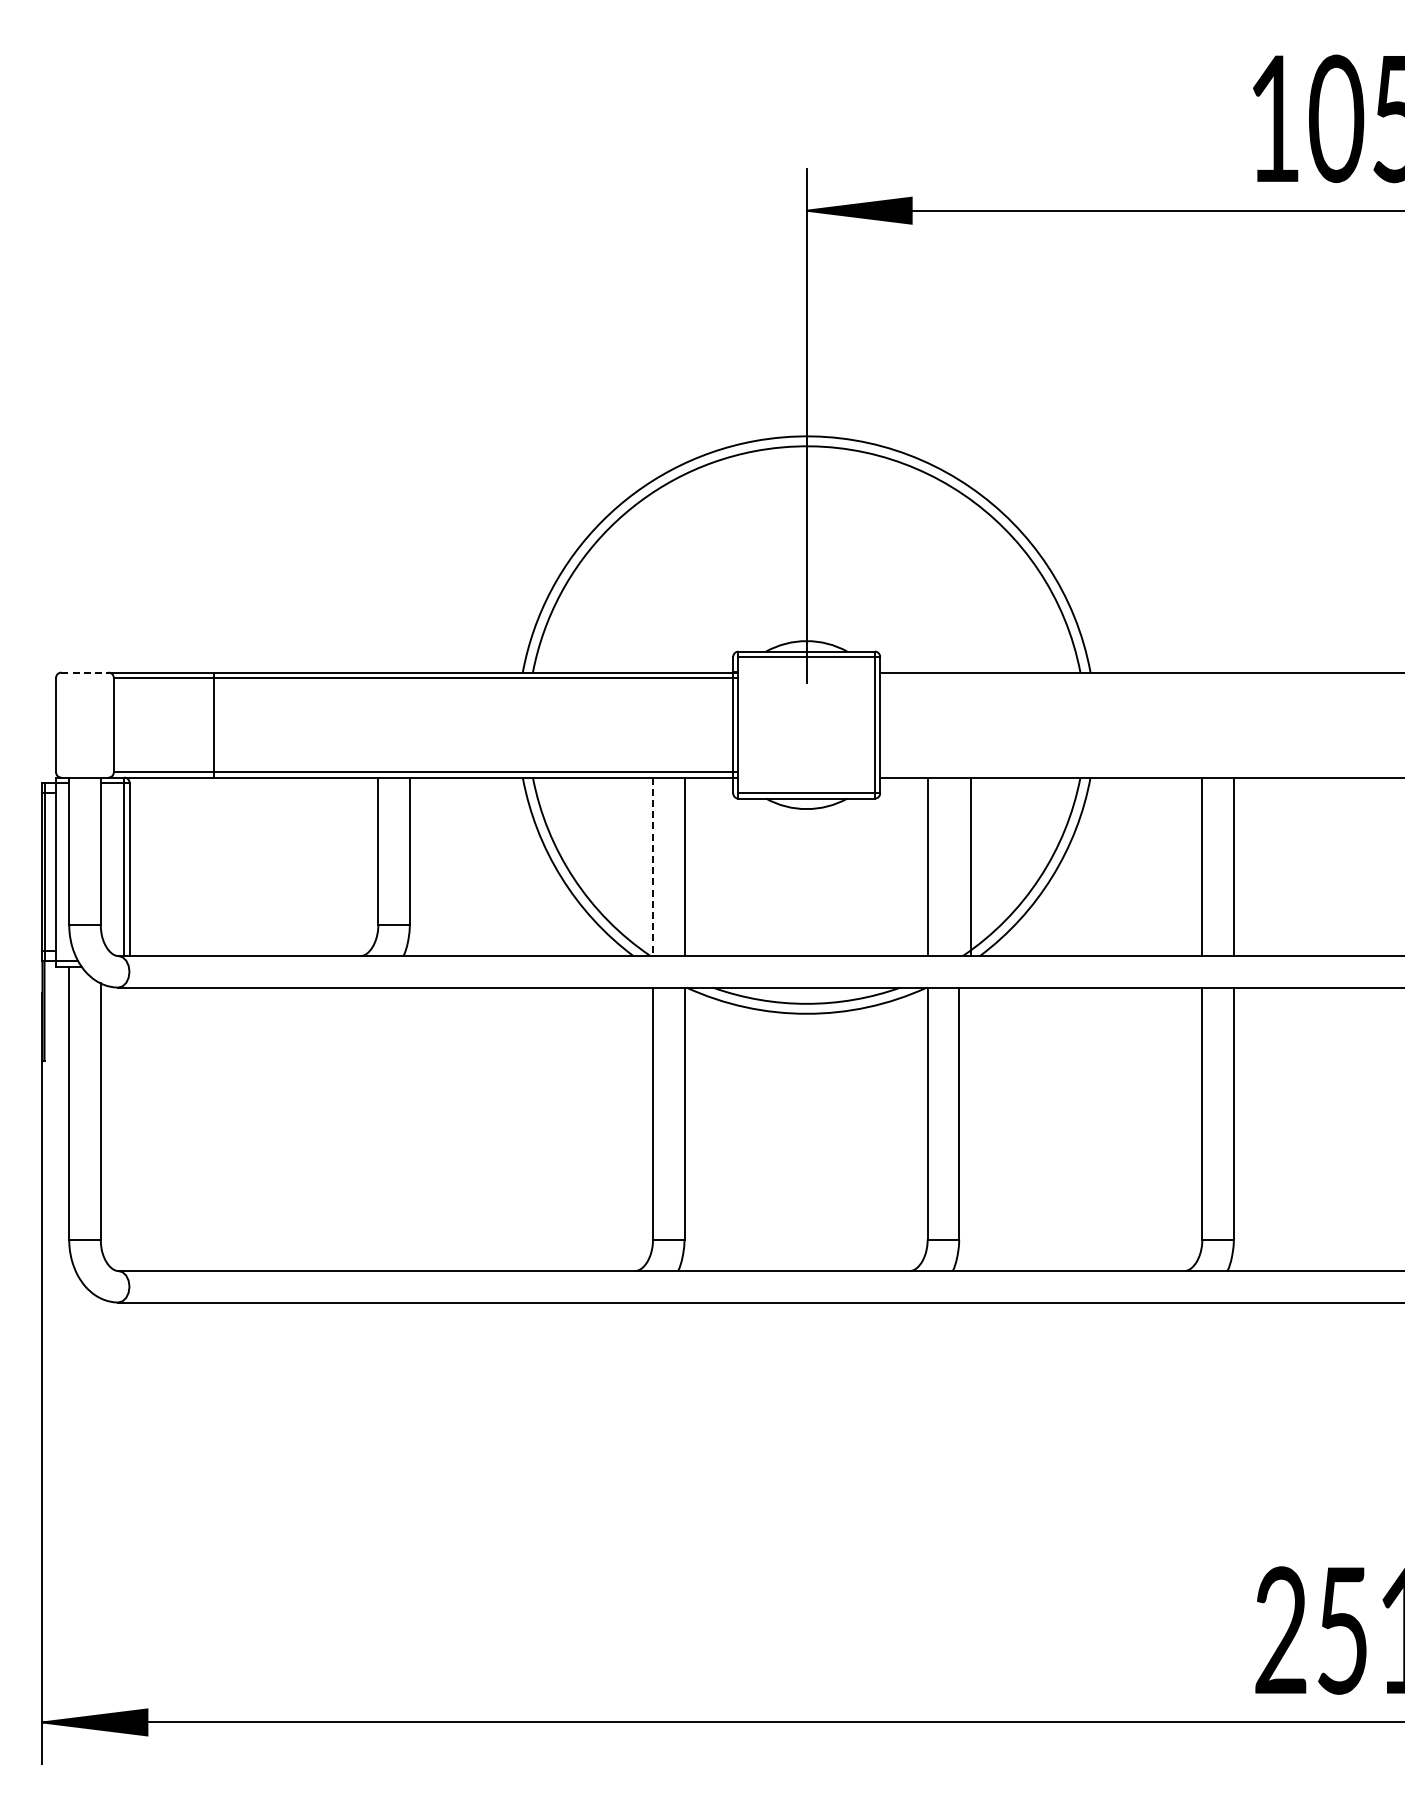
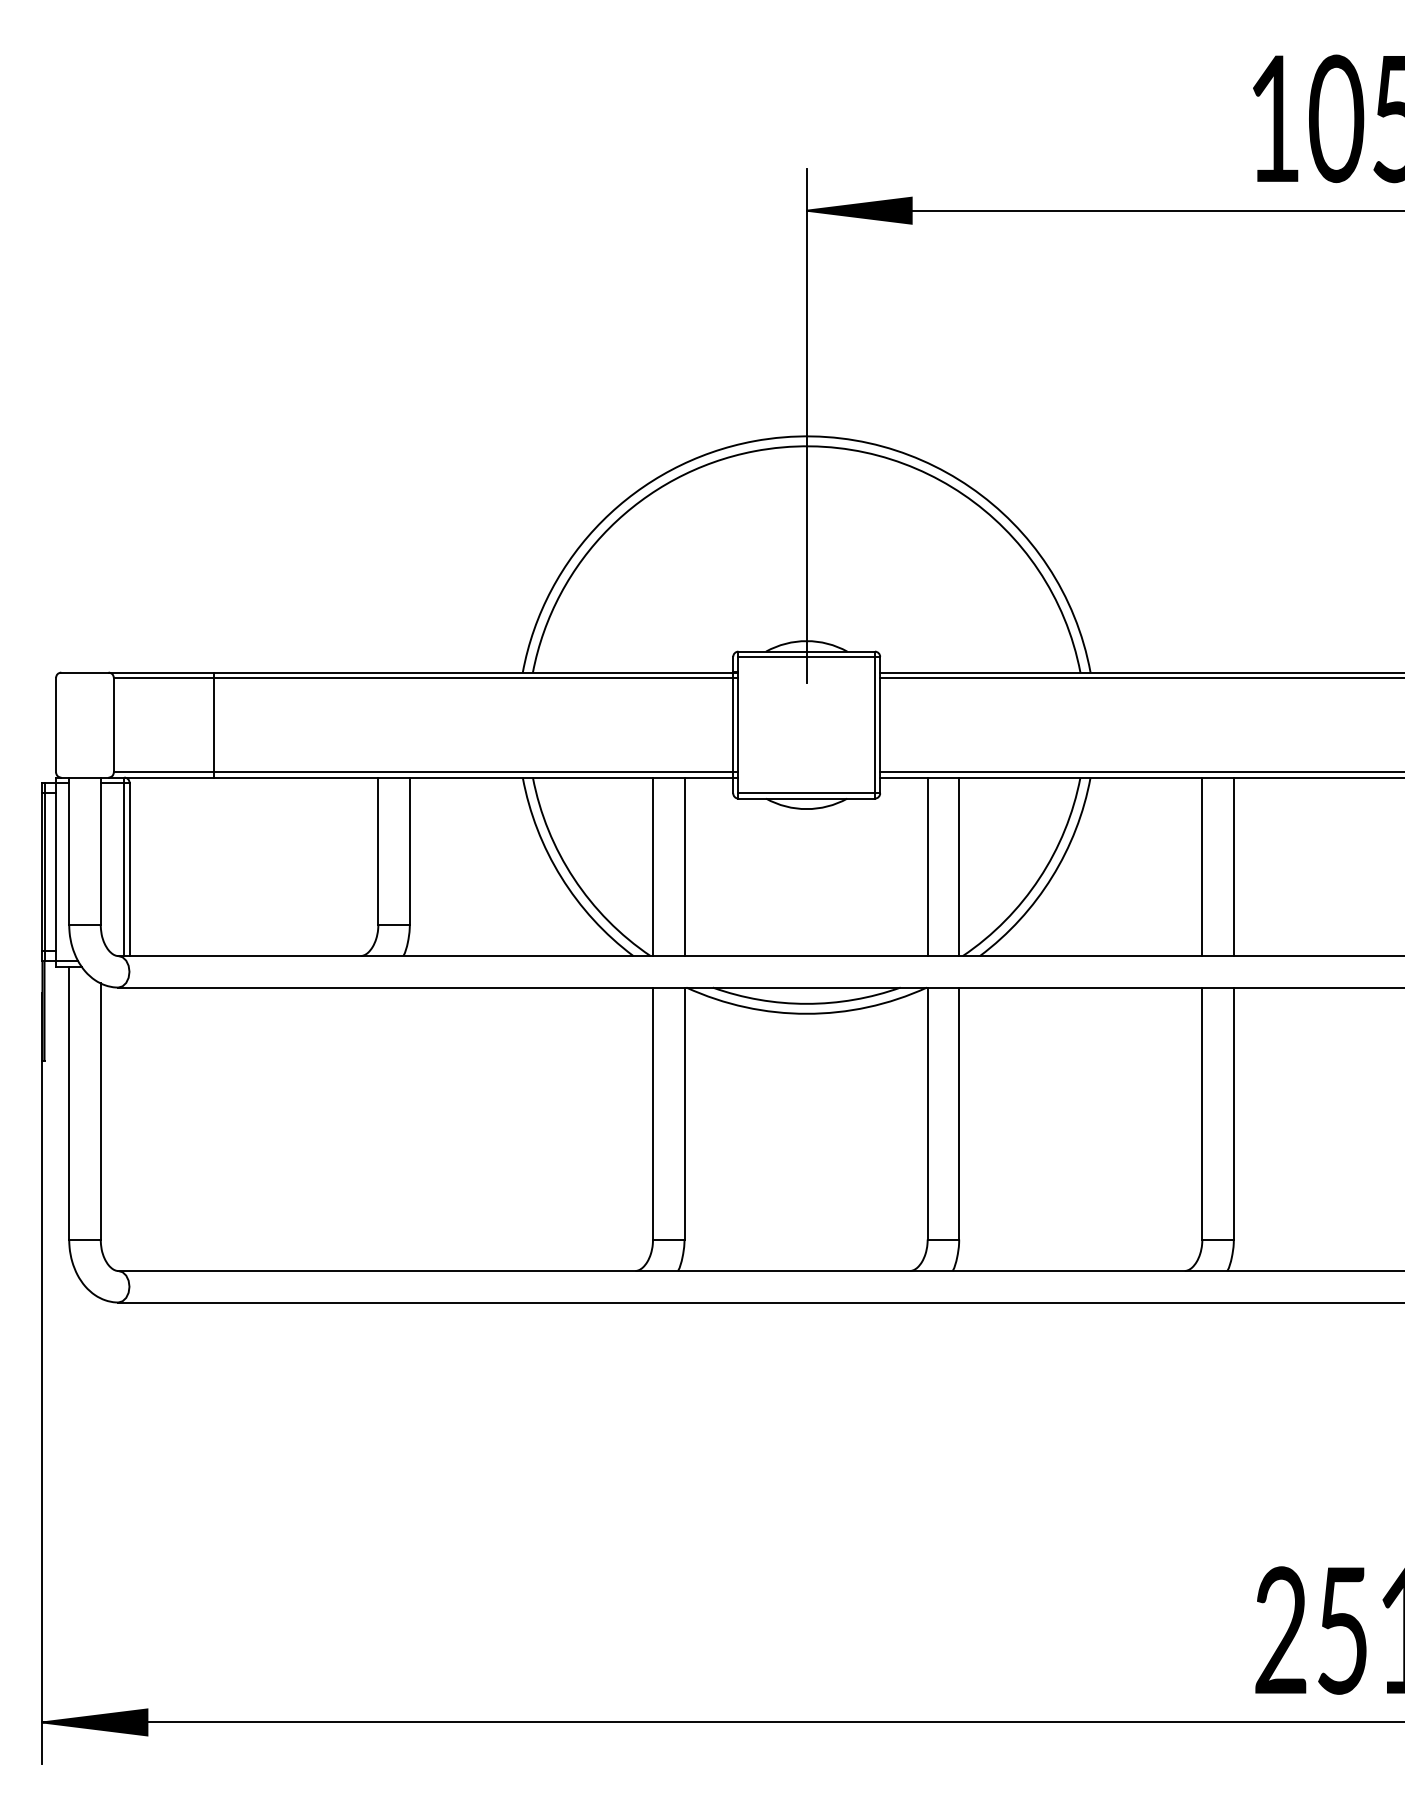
line: dashed -> solid (84, 672)
line: none -> present (1140, 677)
line: none -> present (1140, 772)
line position: (971, 866) -> (959, 866) (959, 866)
line: dashed -> solid (653, 867)
